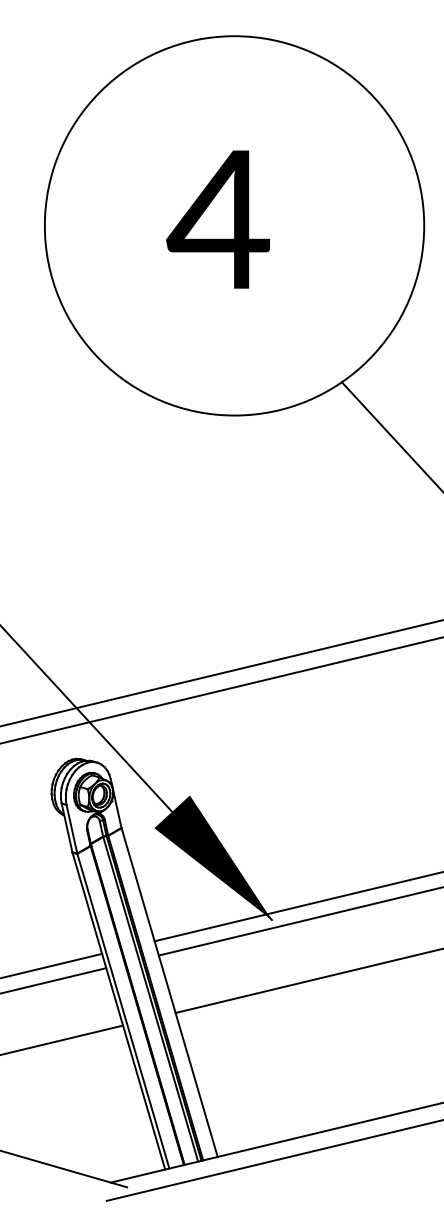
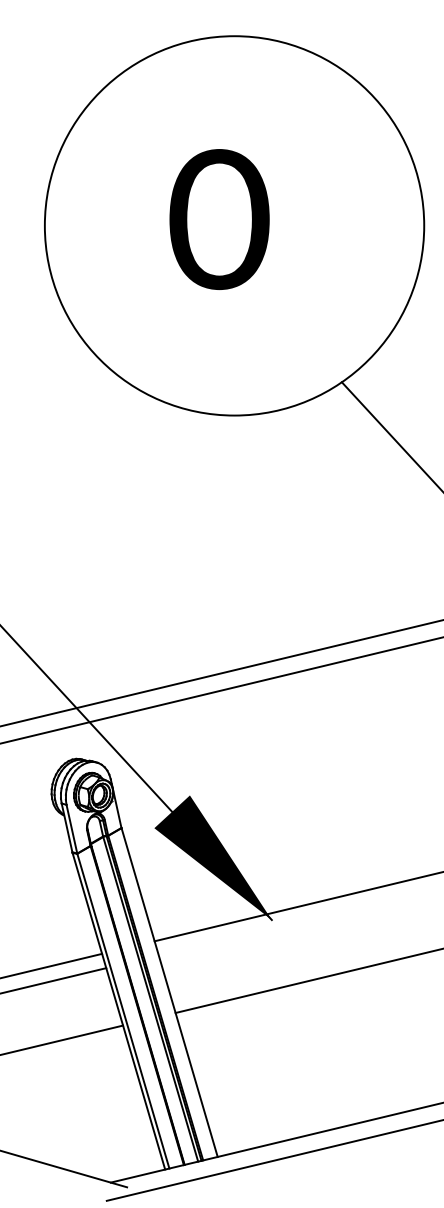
text: 4 -> 0 (217, 219)
line: present -> none (299, 921)
